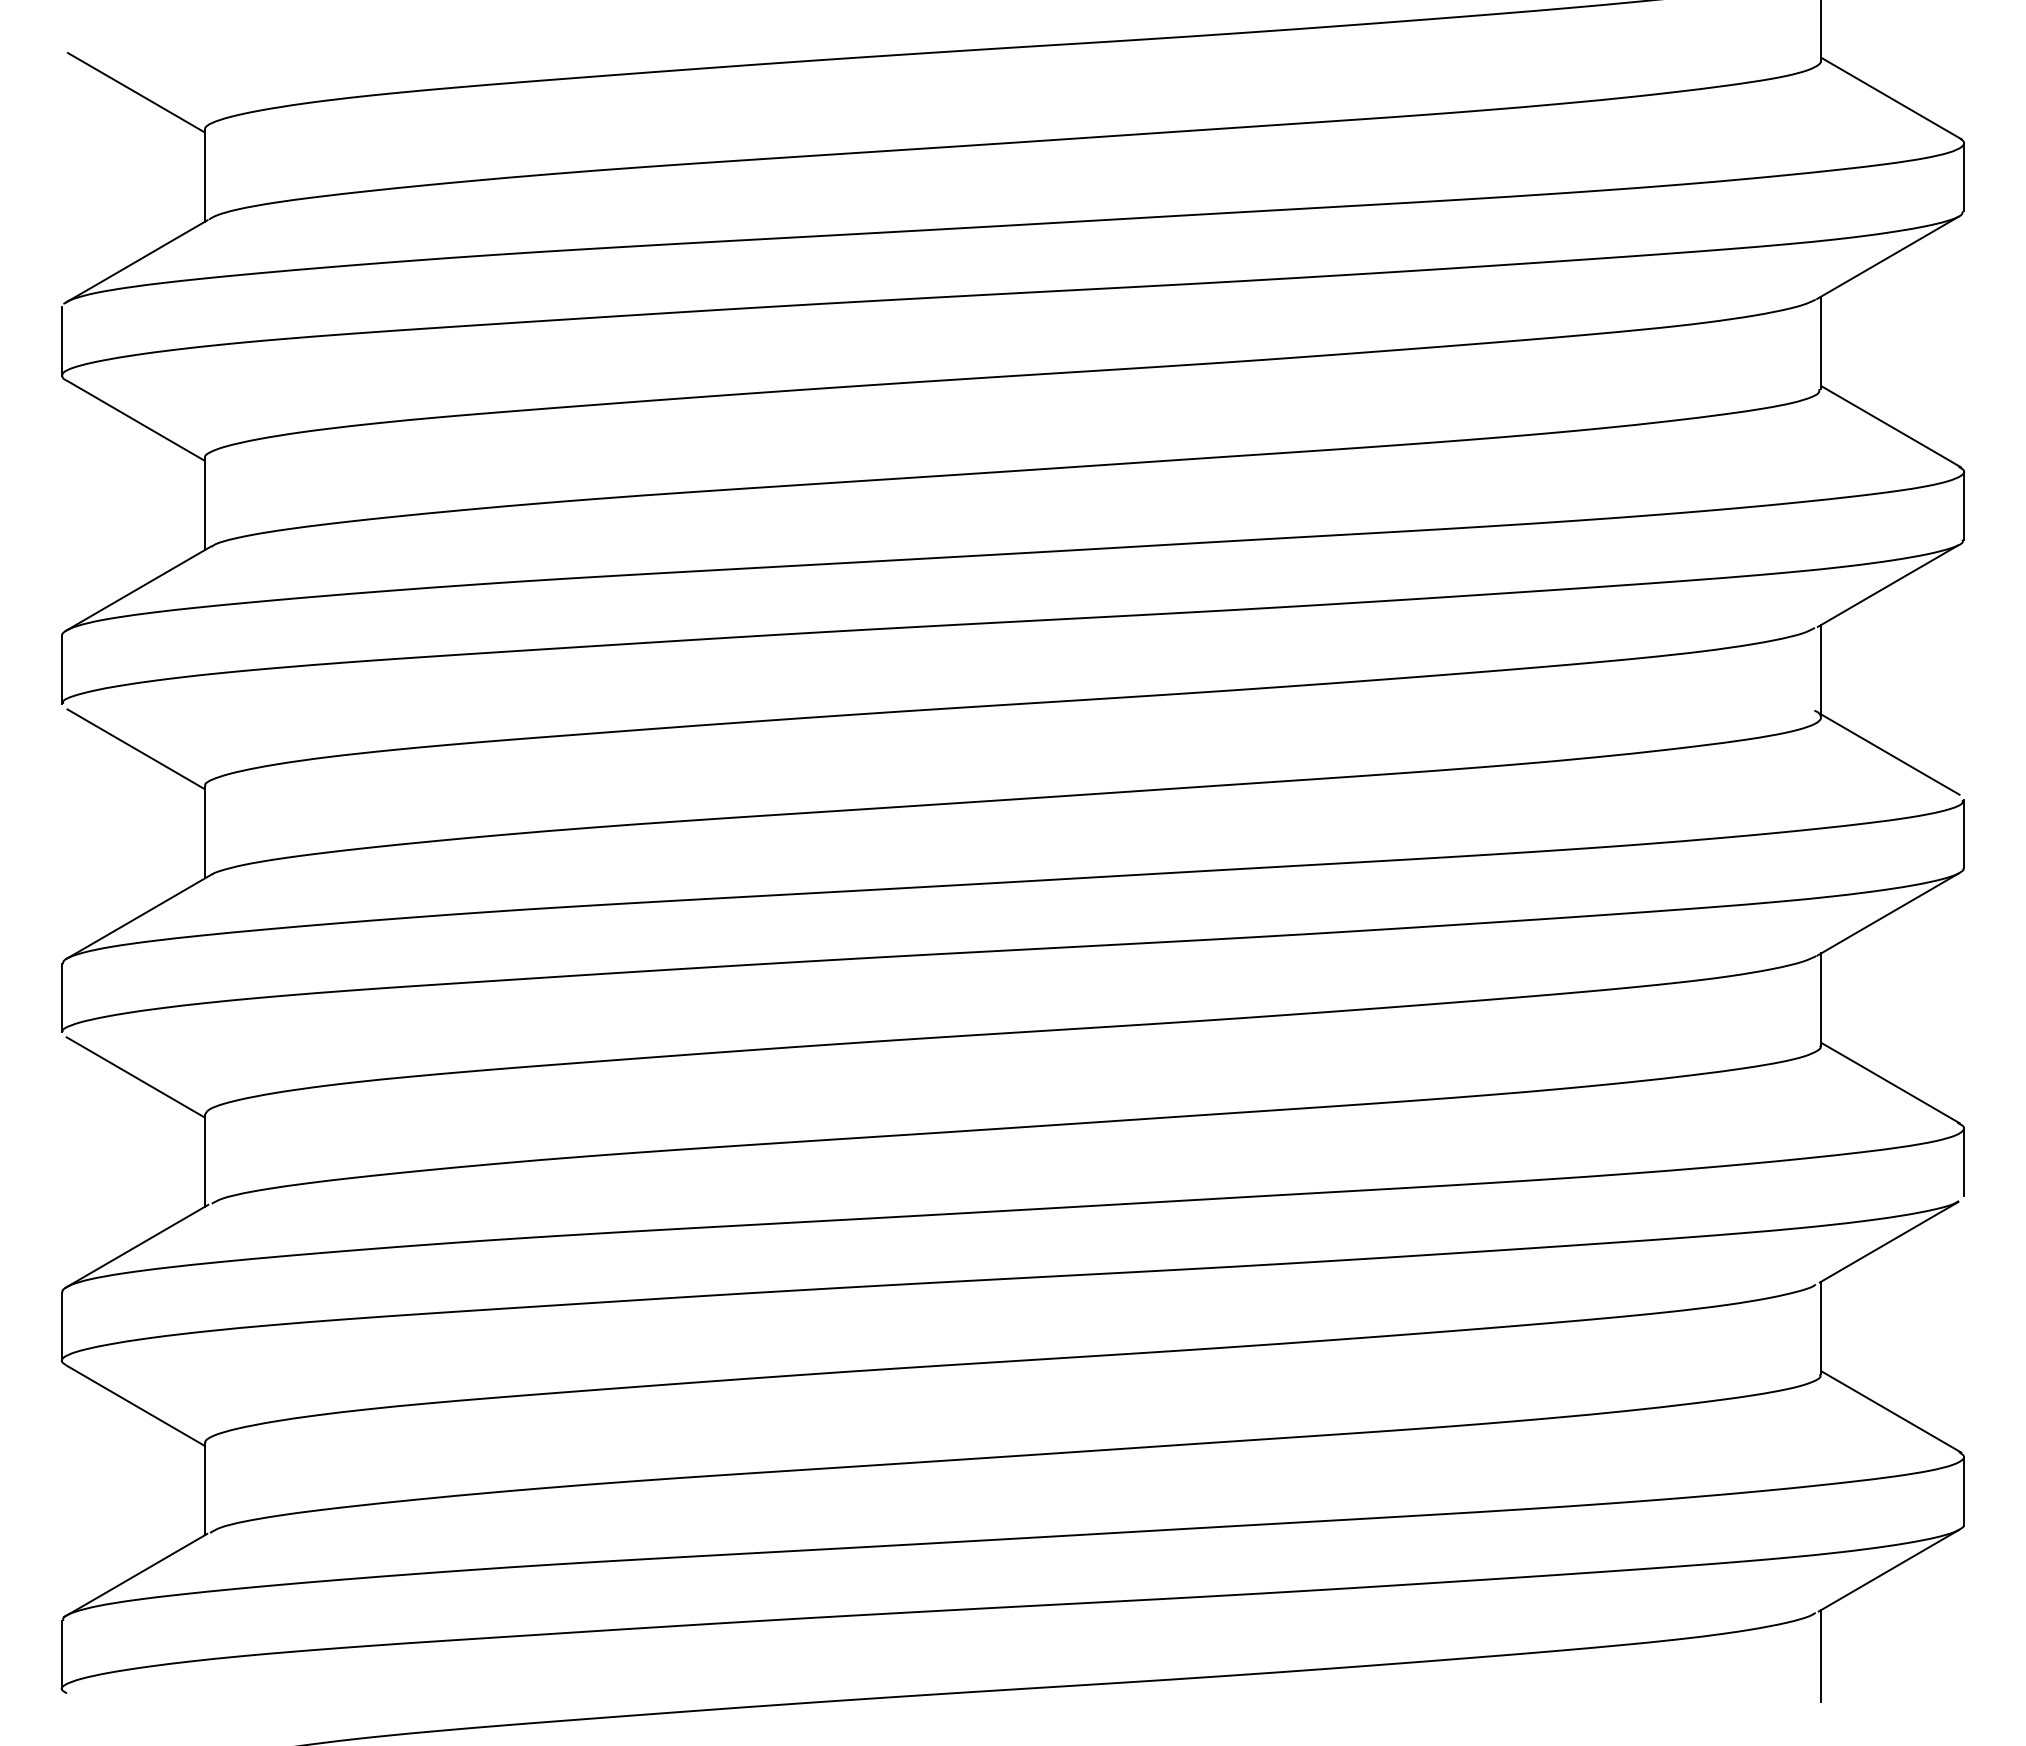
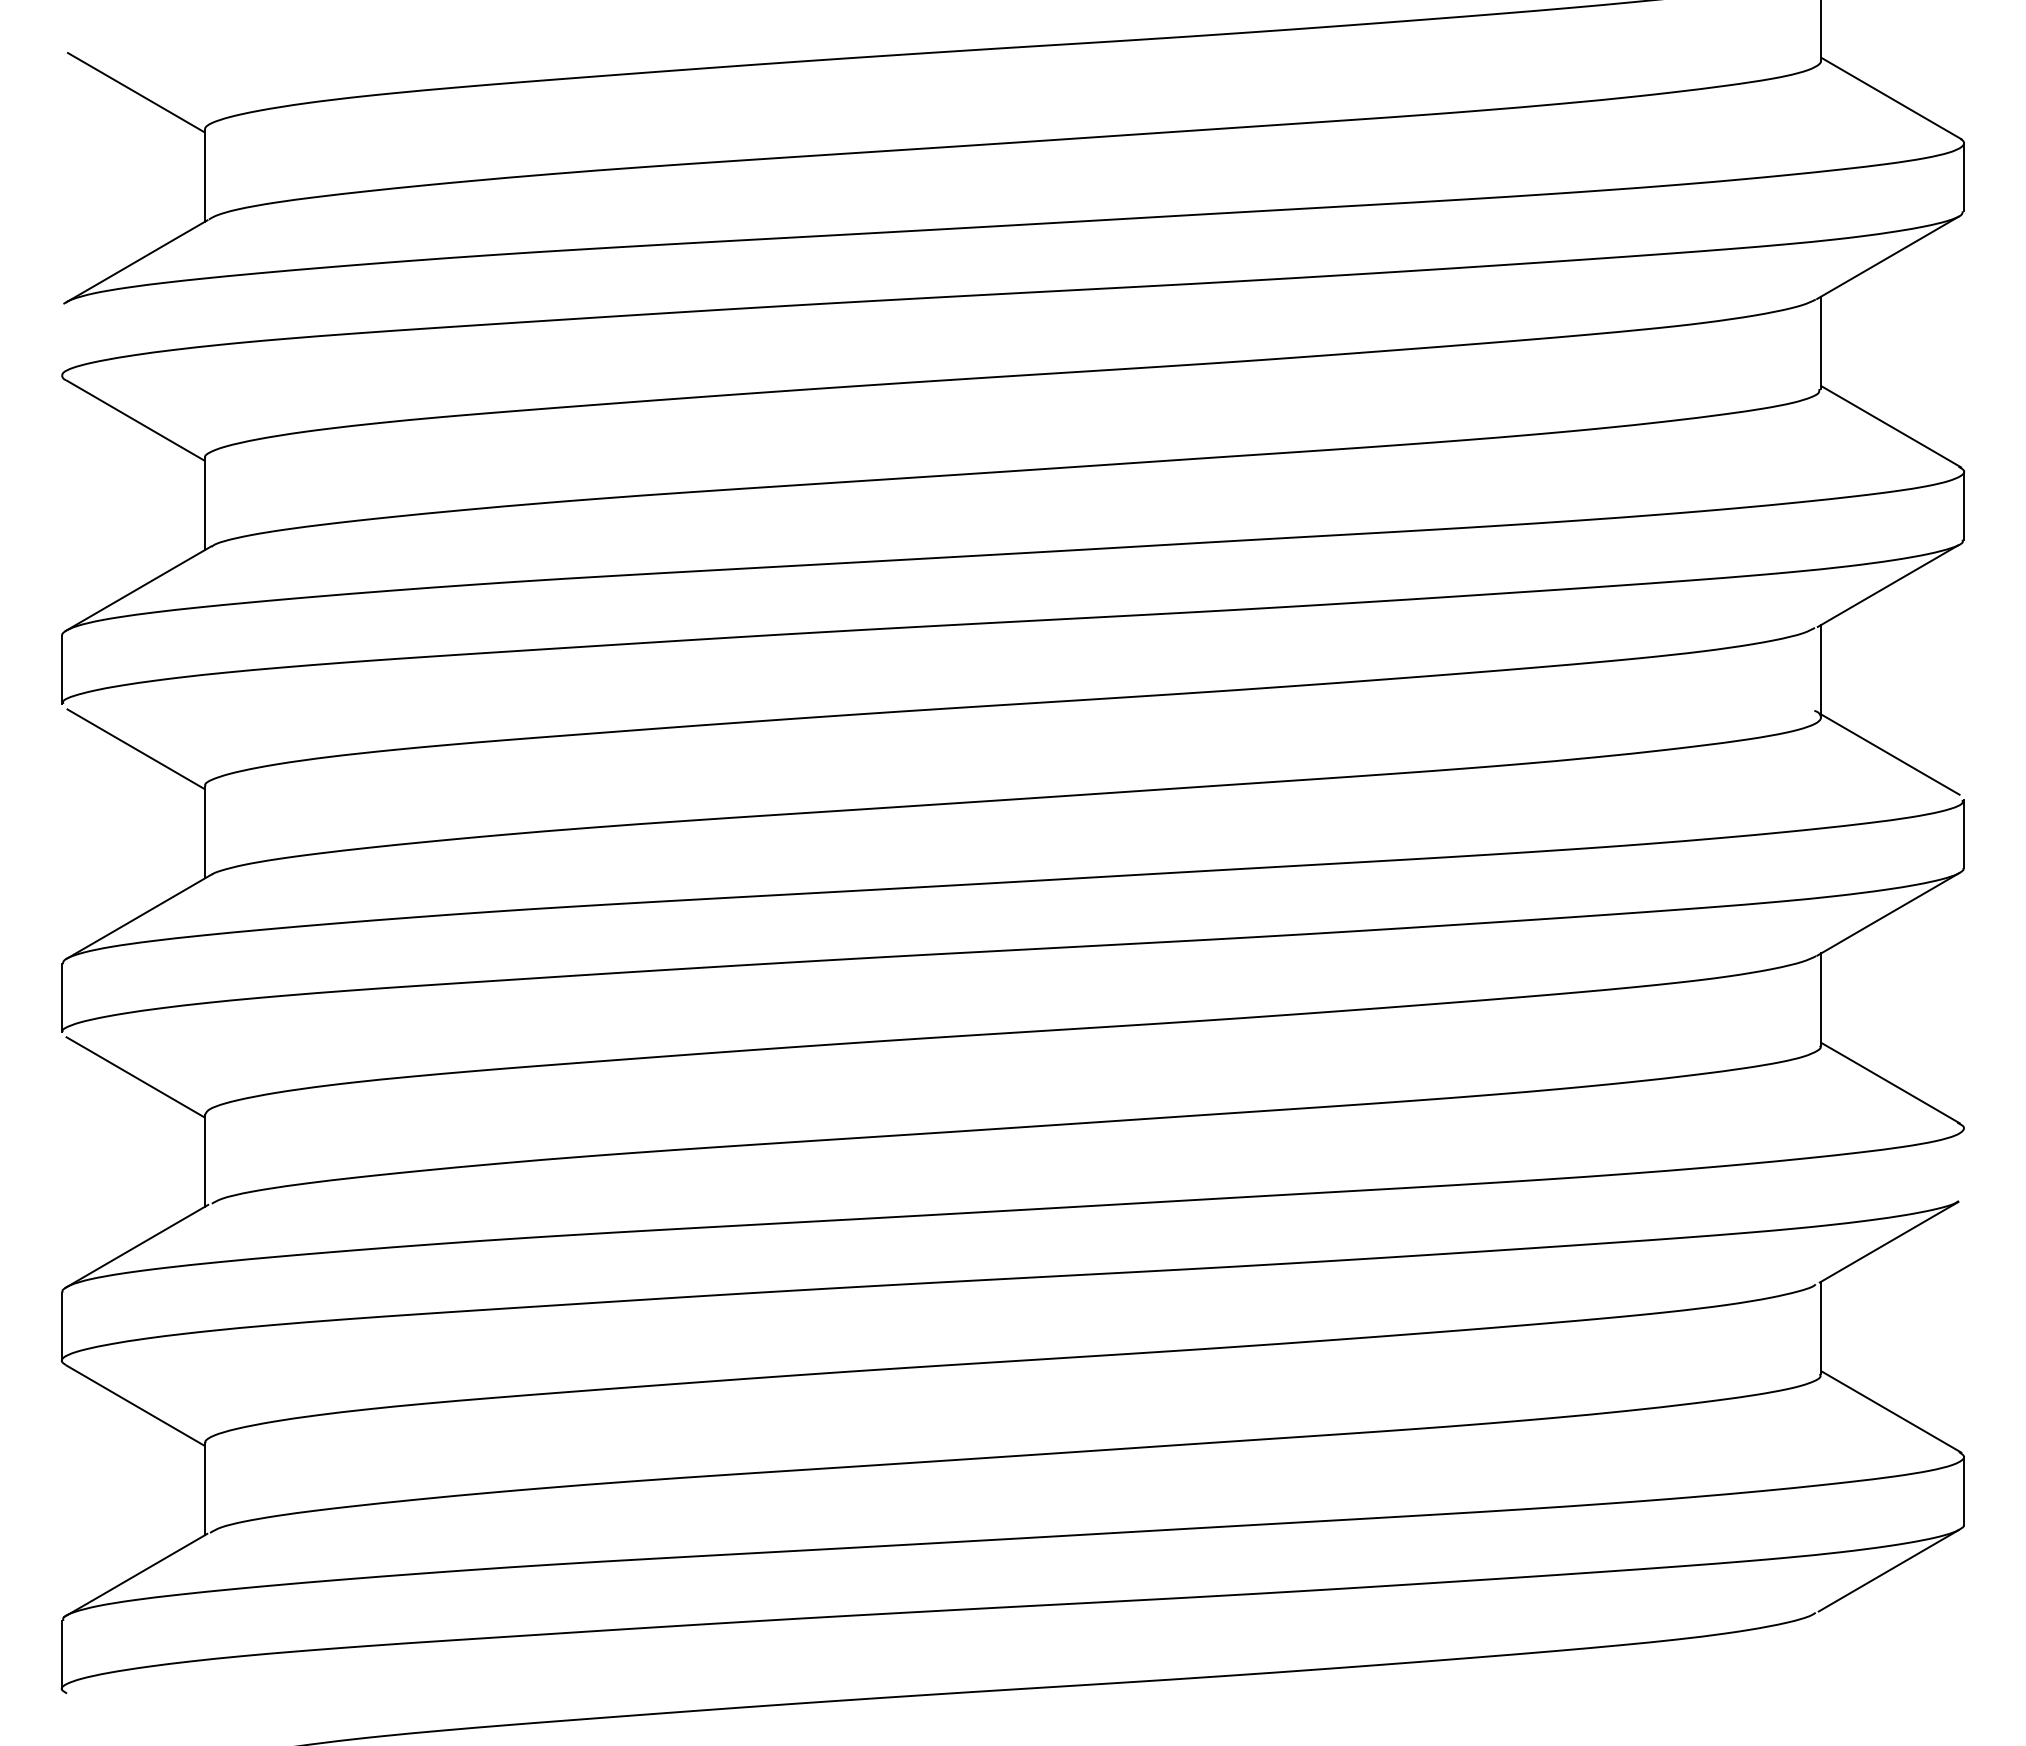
line: present -> none (61, 341)
line: present -> none (1963, 1162)
line: present -> none (1820, 1656)
